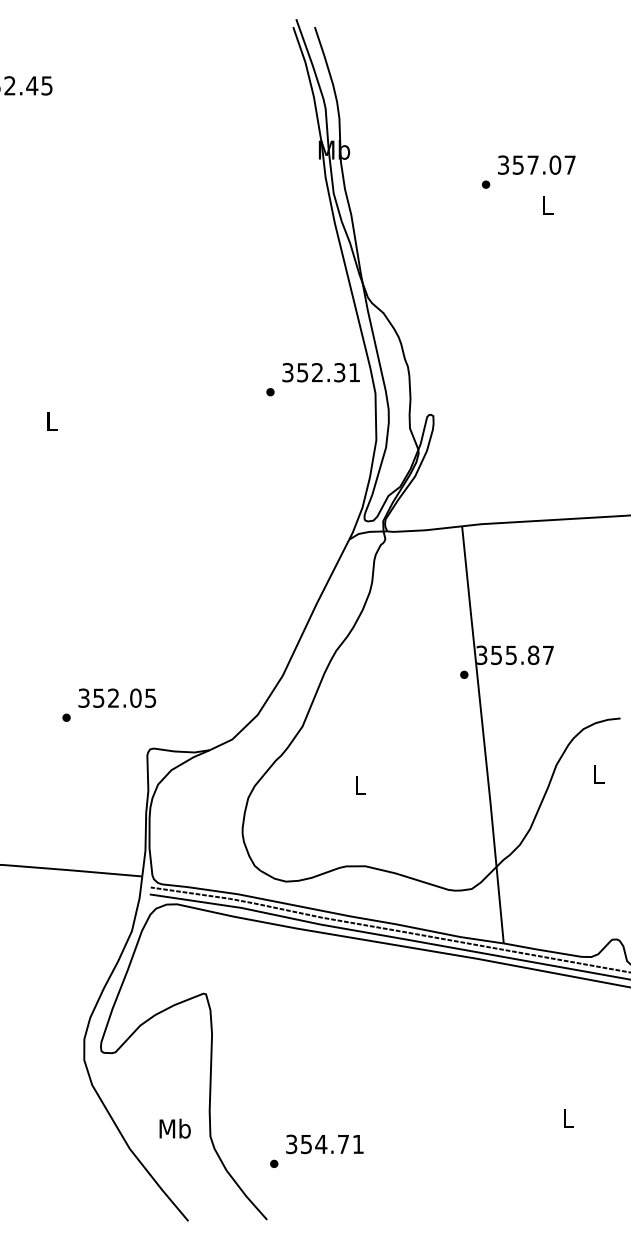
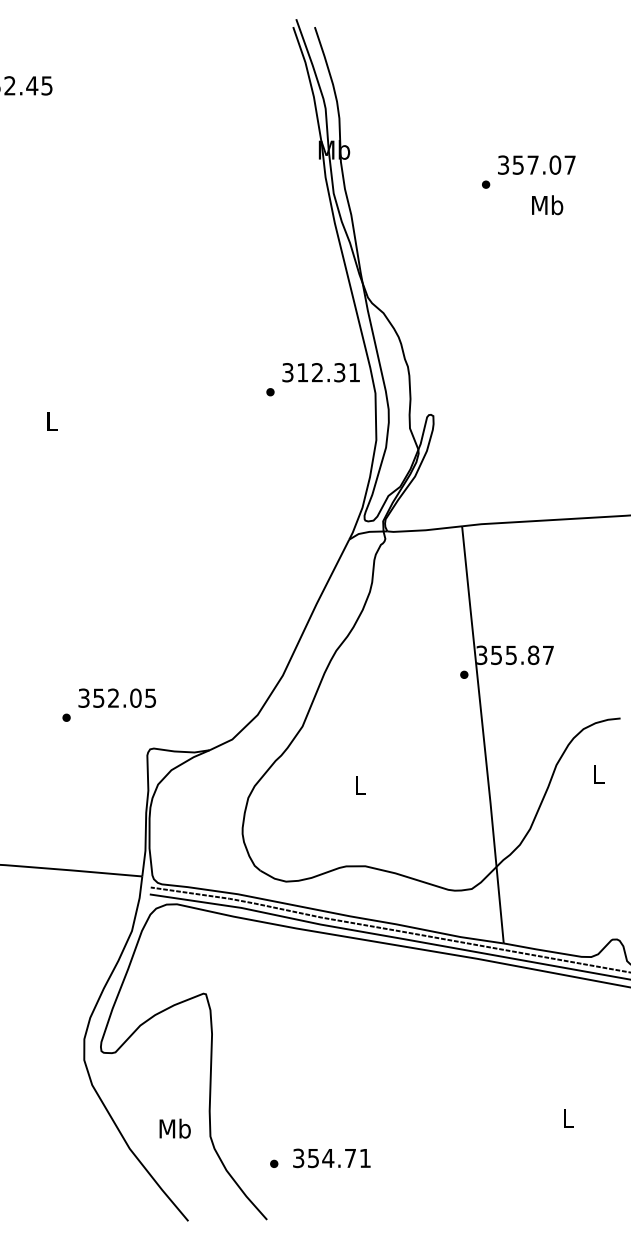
text: L -> Mb (547, 205)
text: 352.31 -> 312.31 (302, 372)
text position: (324, 1144) -> (331, 1158) (331, 1158)
